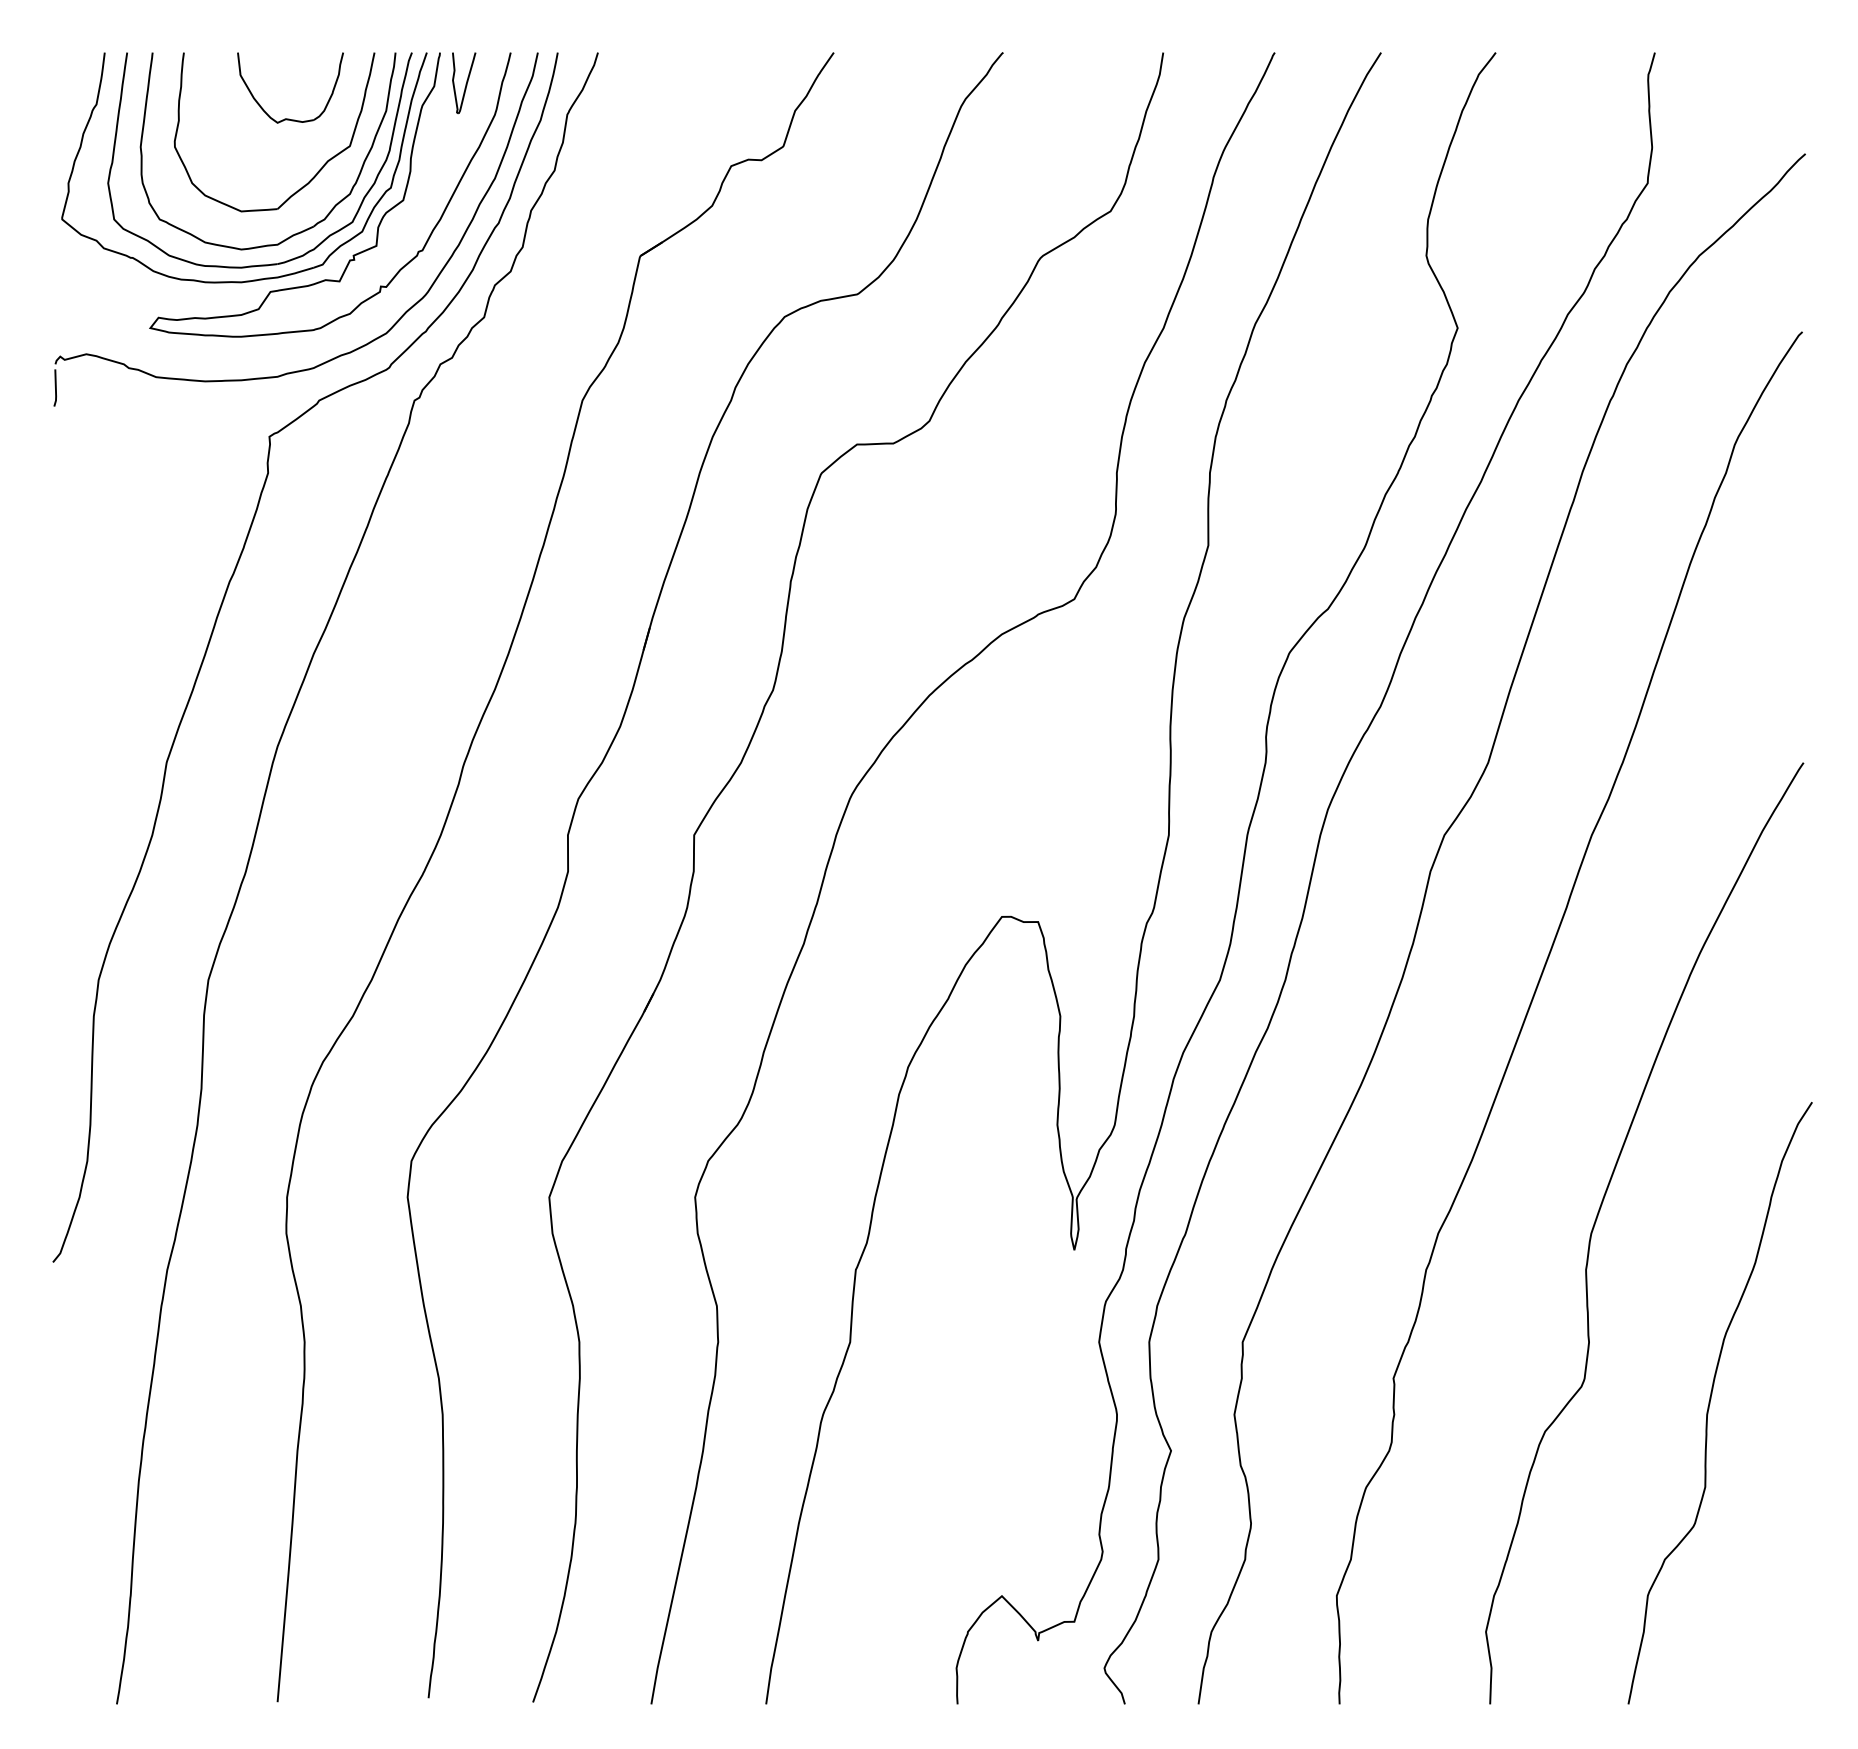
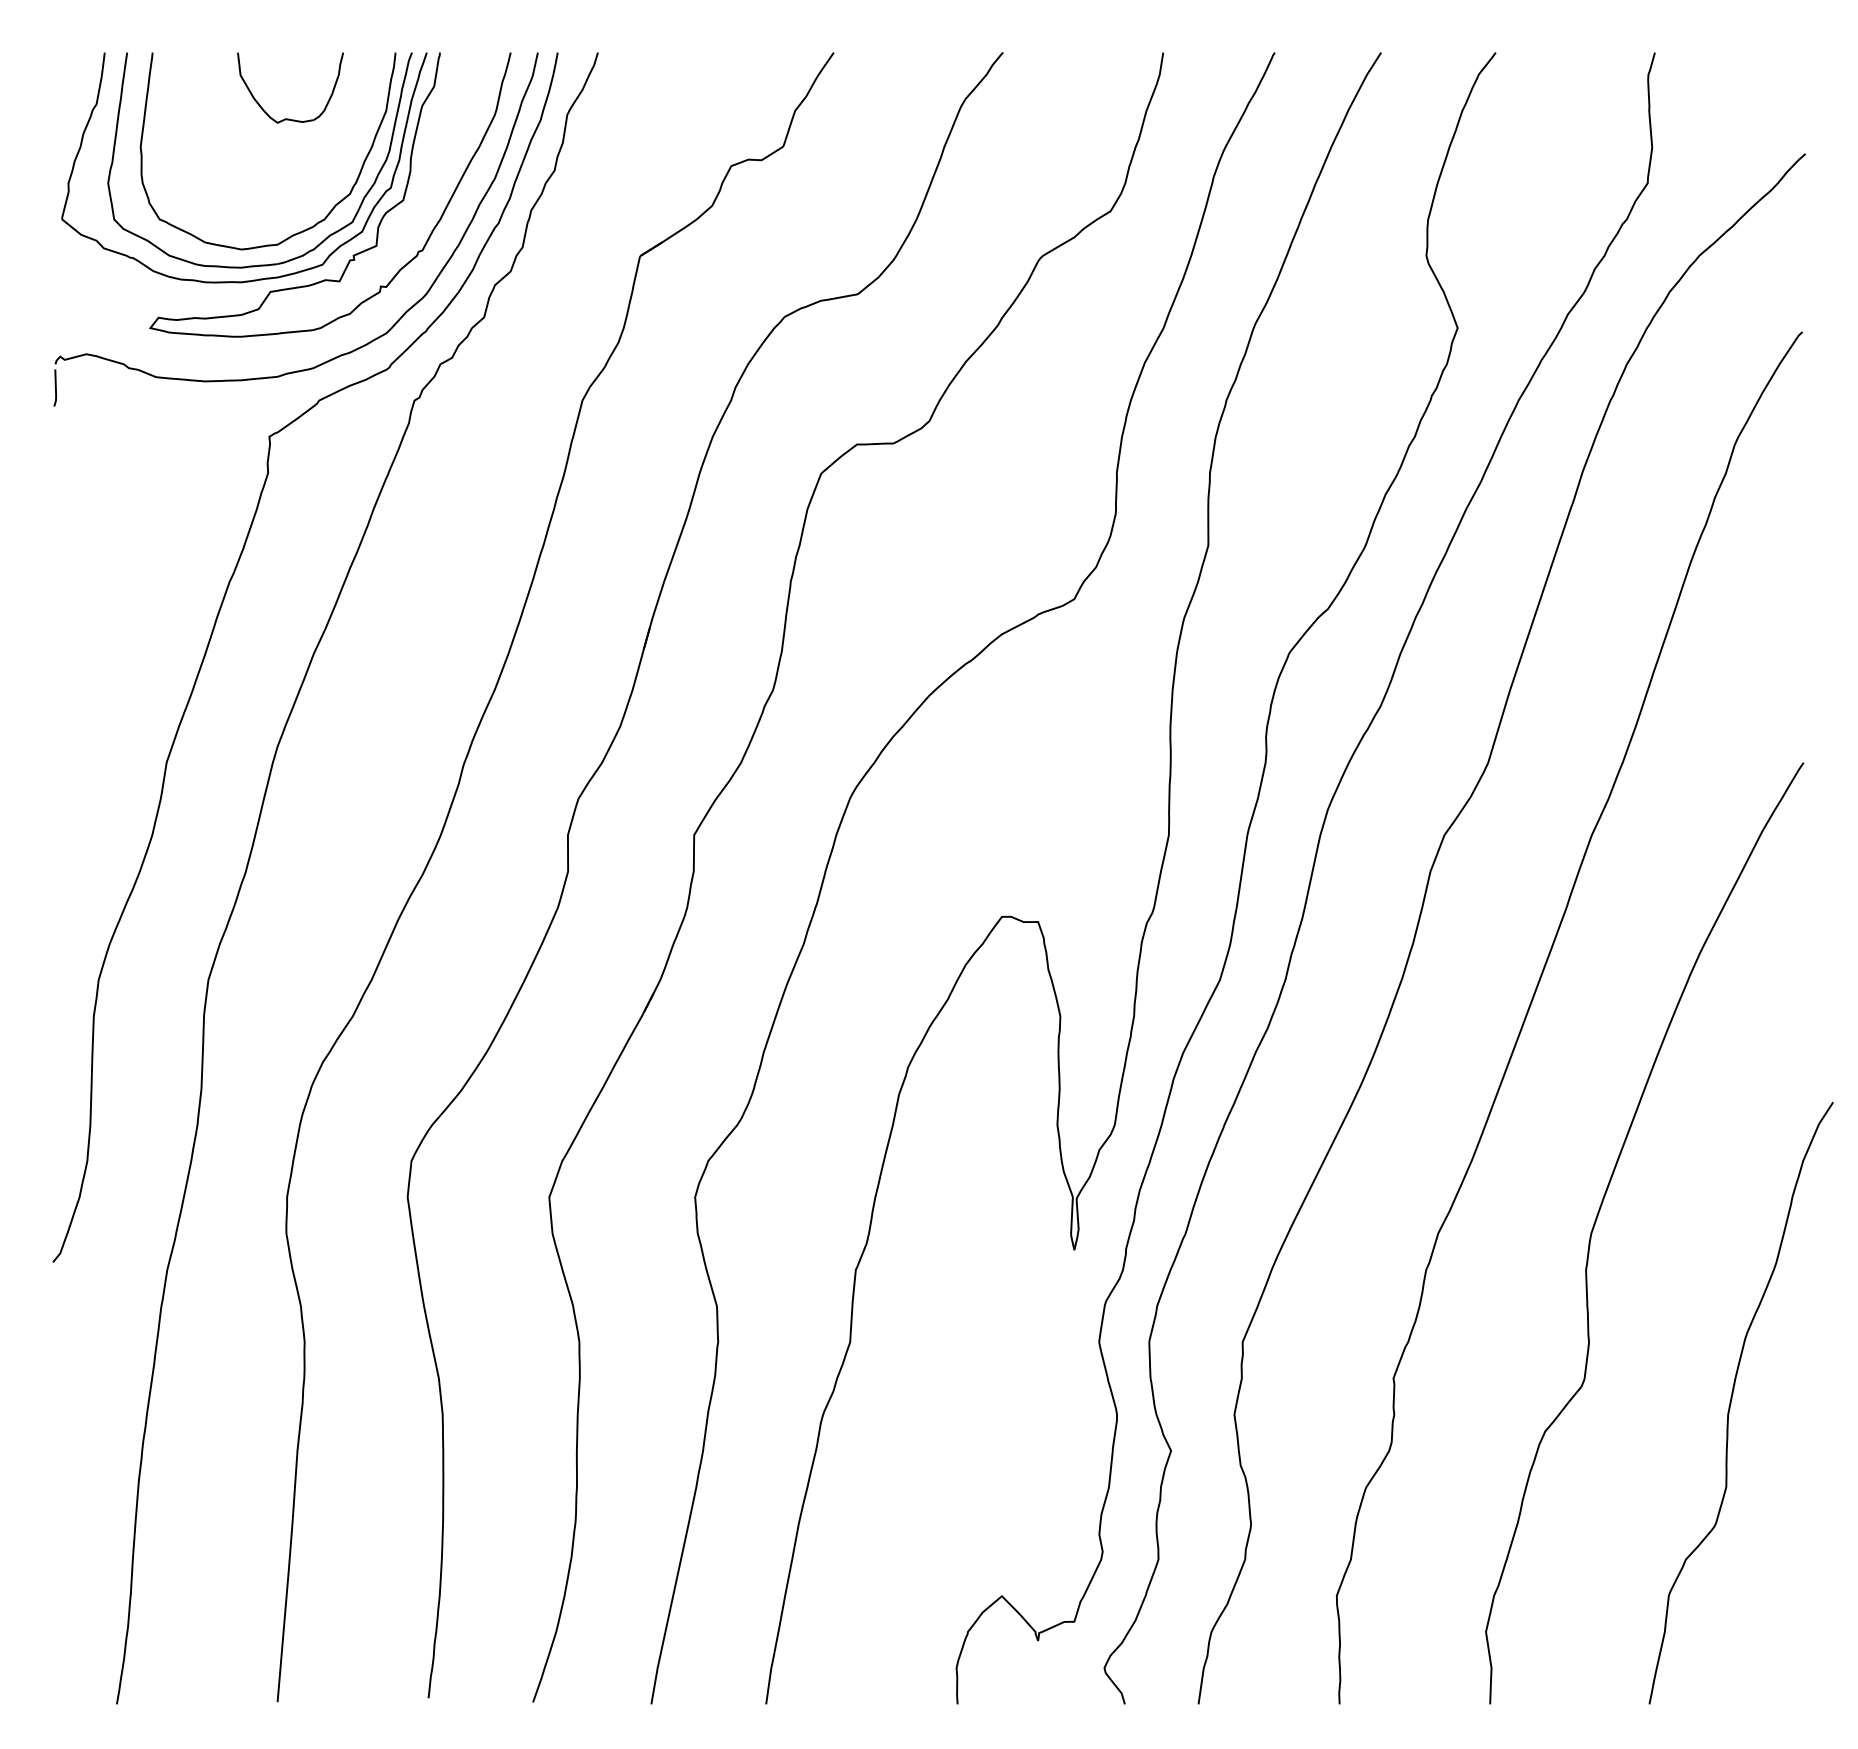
part: present -> none (464, 83)
part: present -> none (317, 171)
curve position: (1711, 1399) -> (1732, 1399) (1732, 1399)
